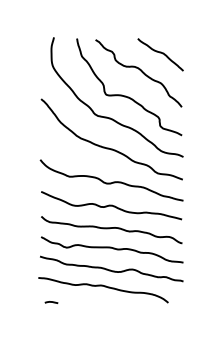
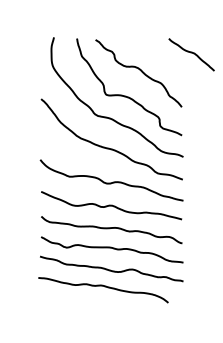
curve position: (160, 53) -> (191, 53) (191, 53)
line: present -> none (51, 302)
